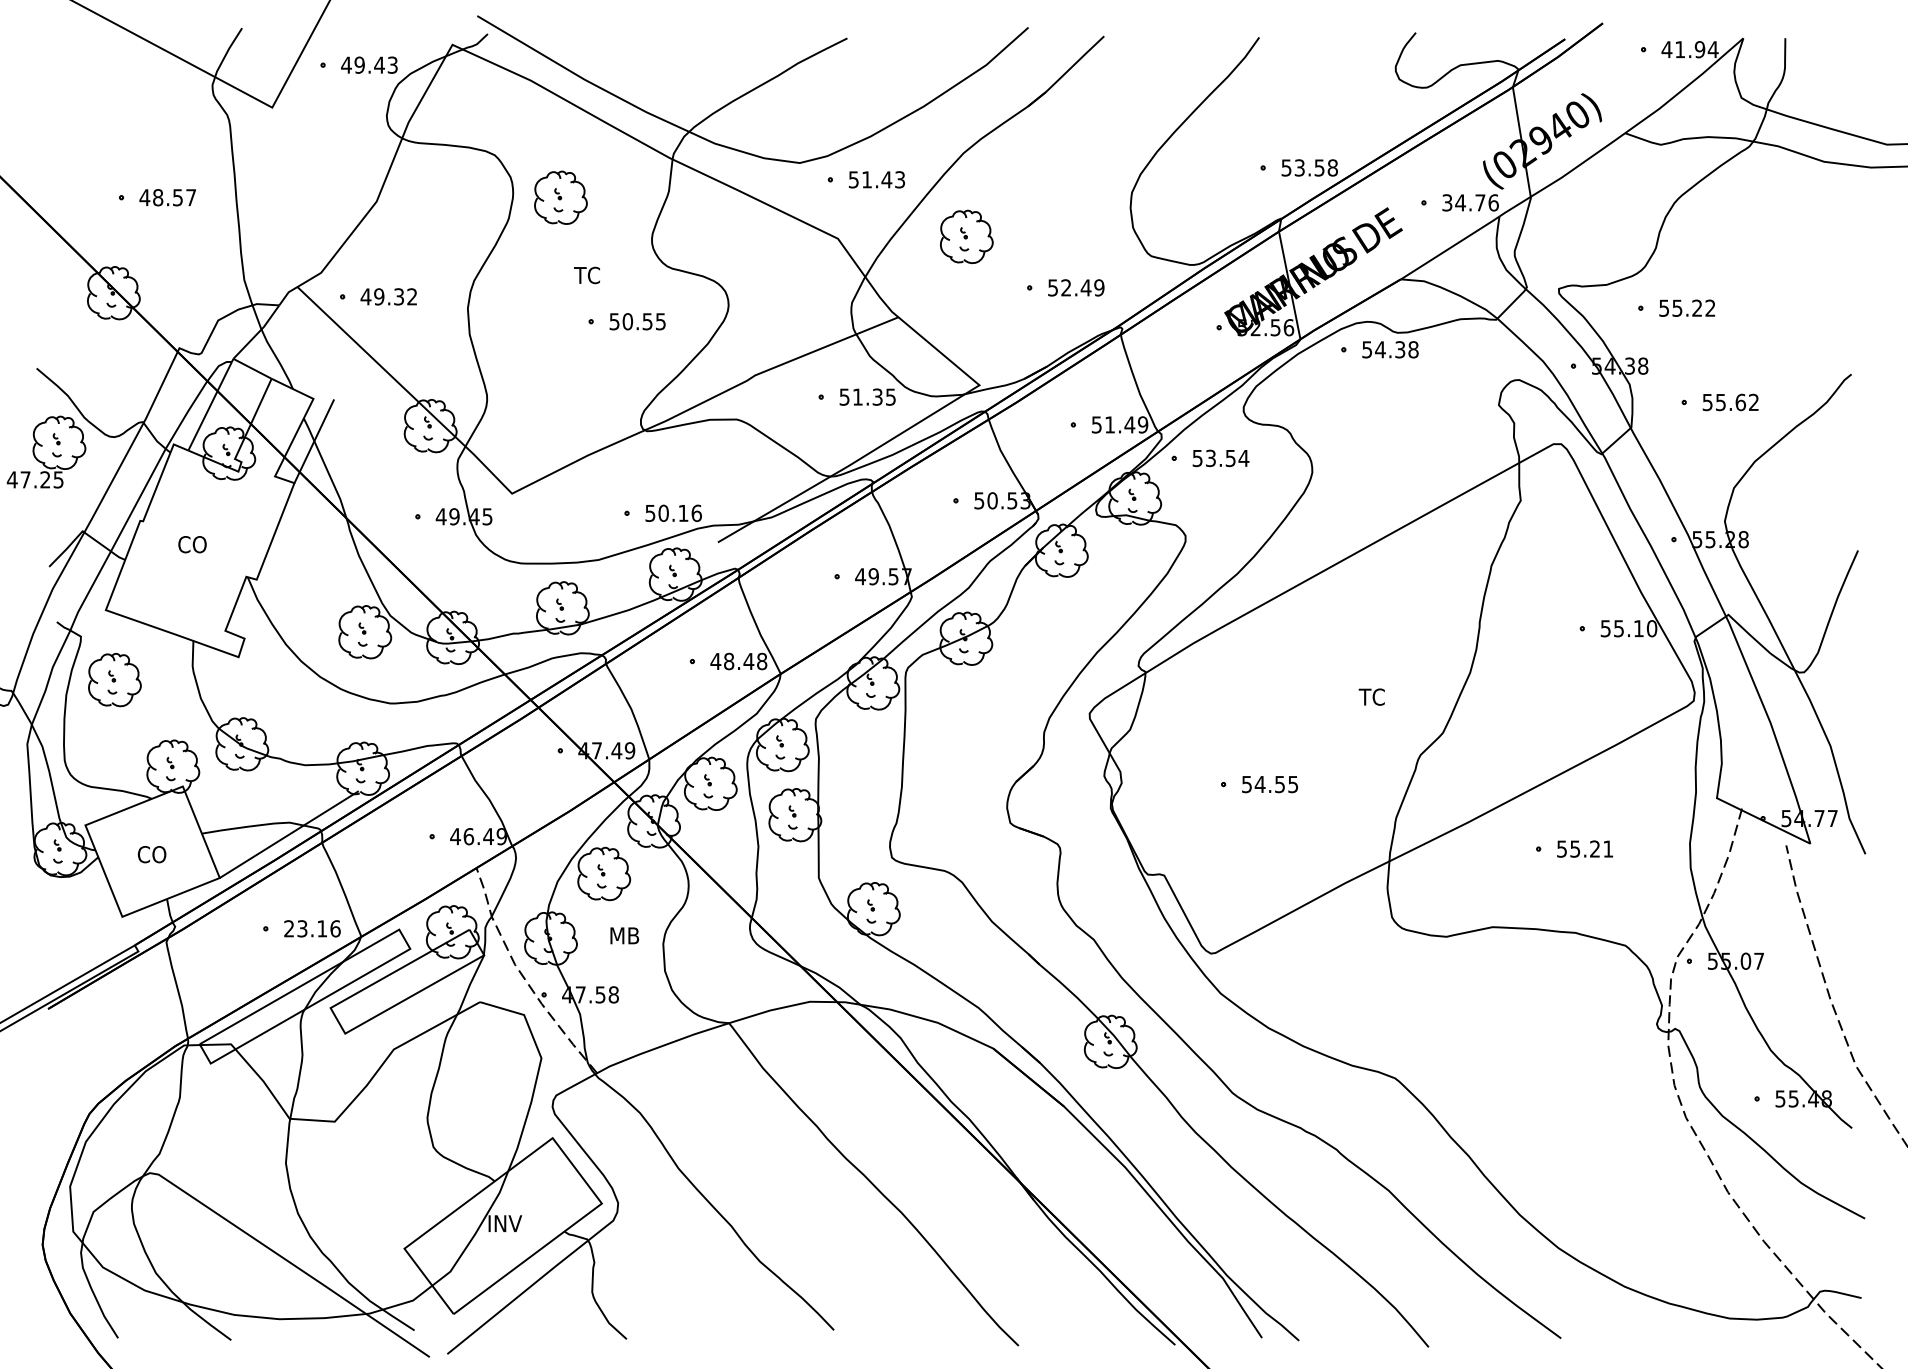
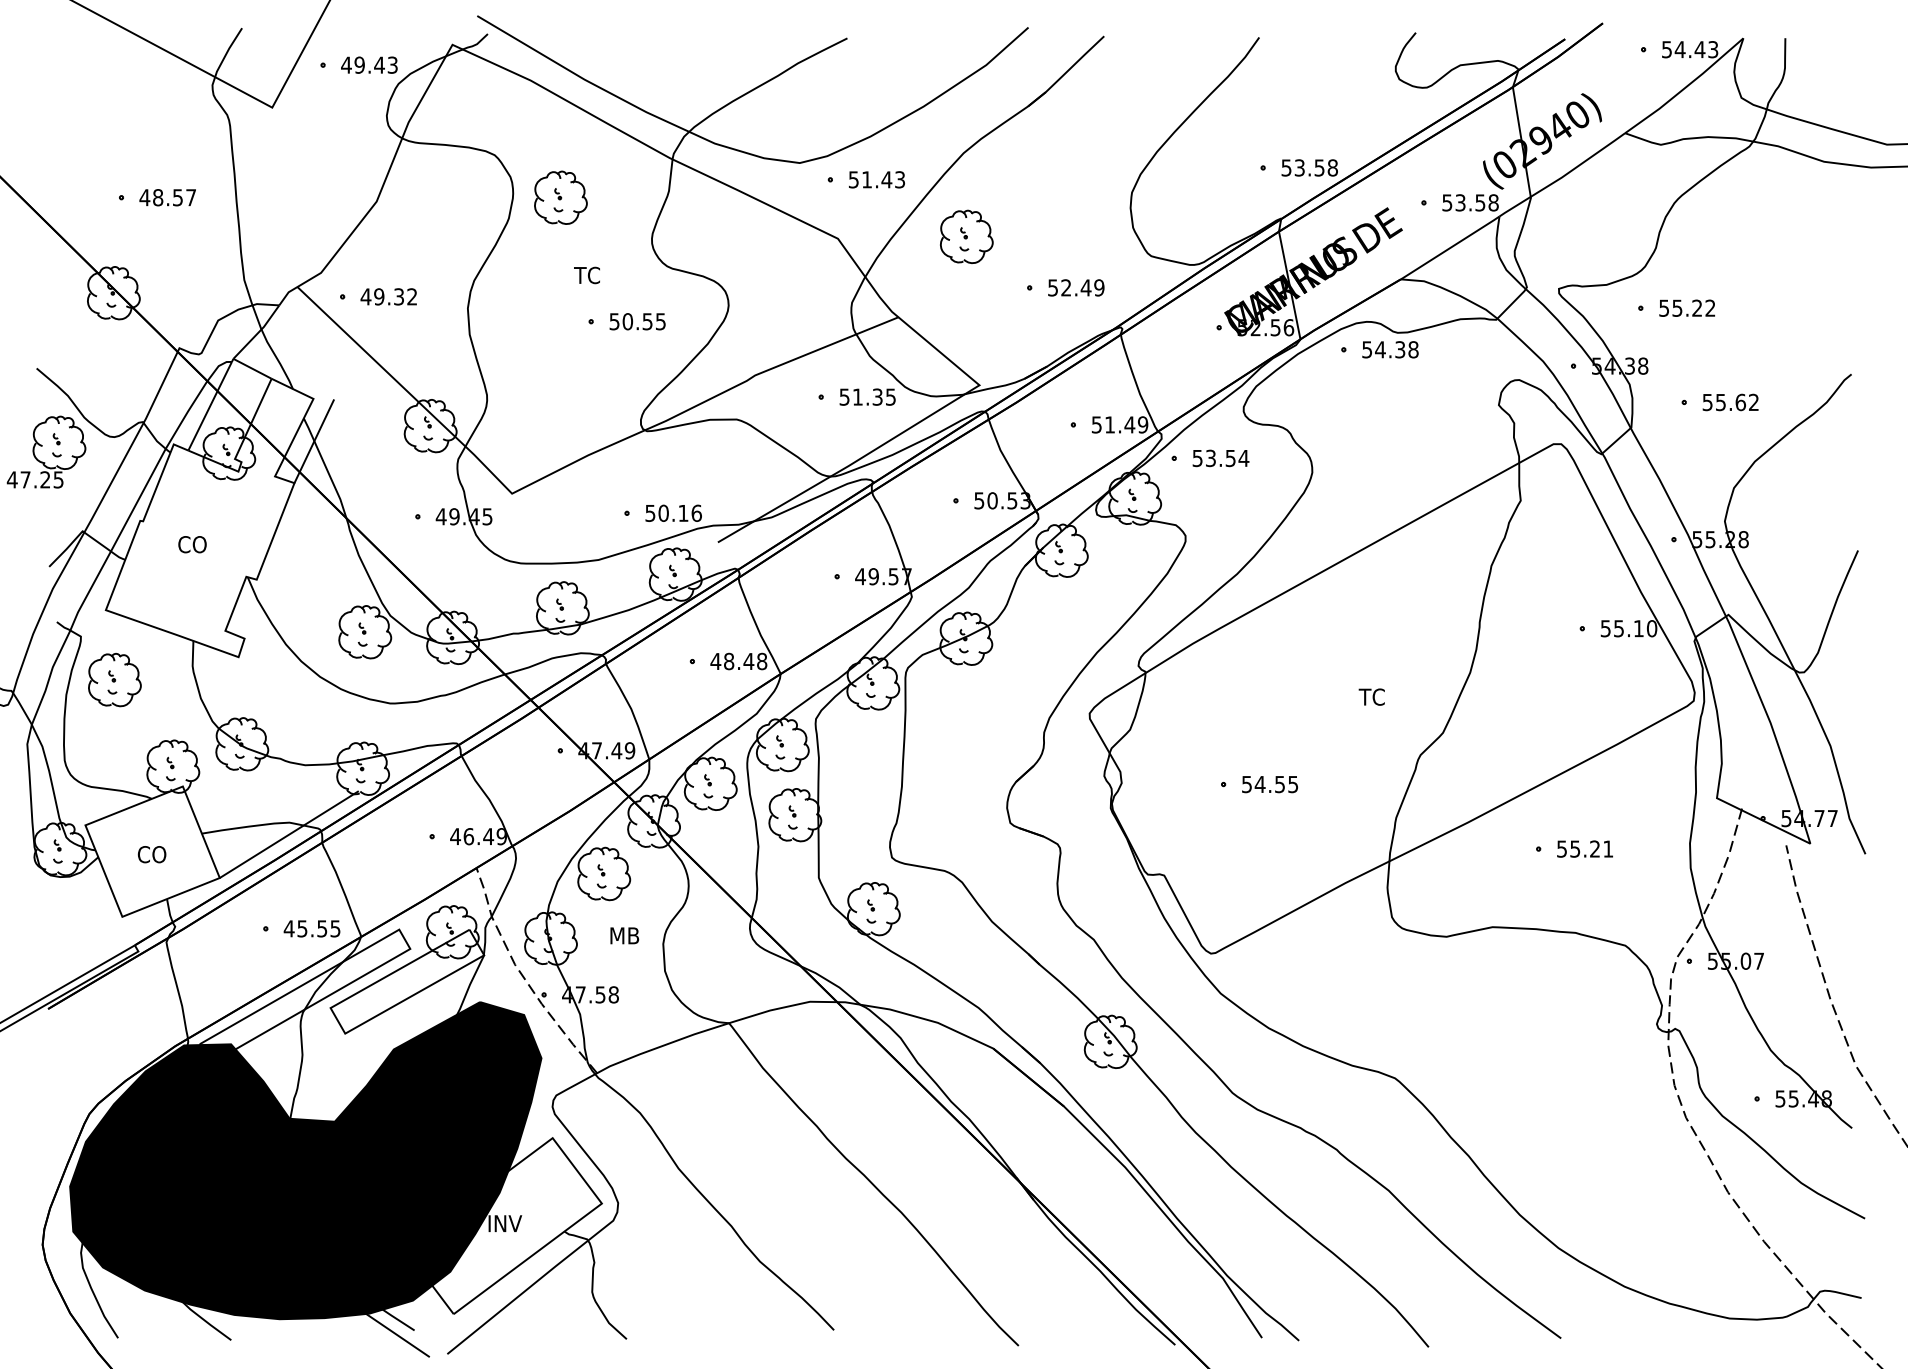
text: 41.94 -> 54.43 (1689, 49)
text: 34.76 -> 53.58 (1470, 202)
text: 23.16 -> 45.55 (311, 928)
fill: none -> present (305, 1160)
